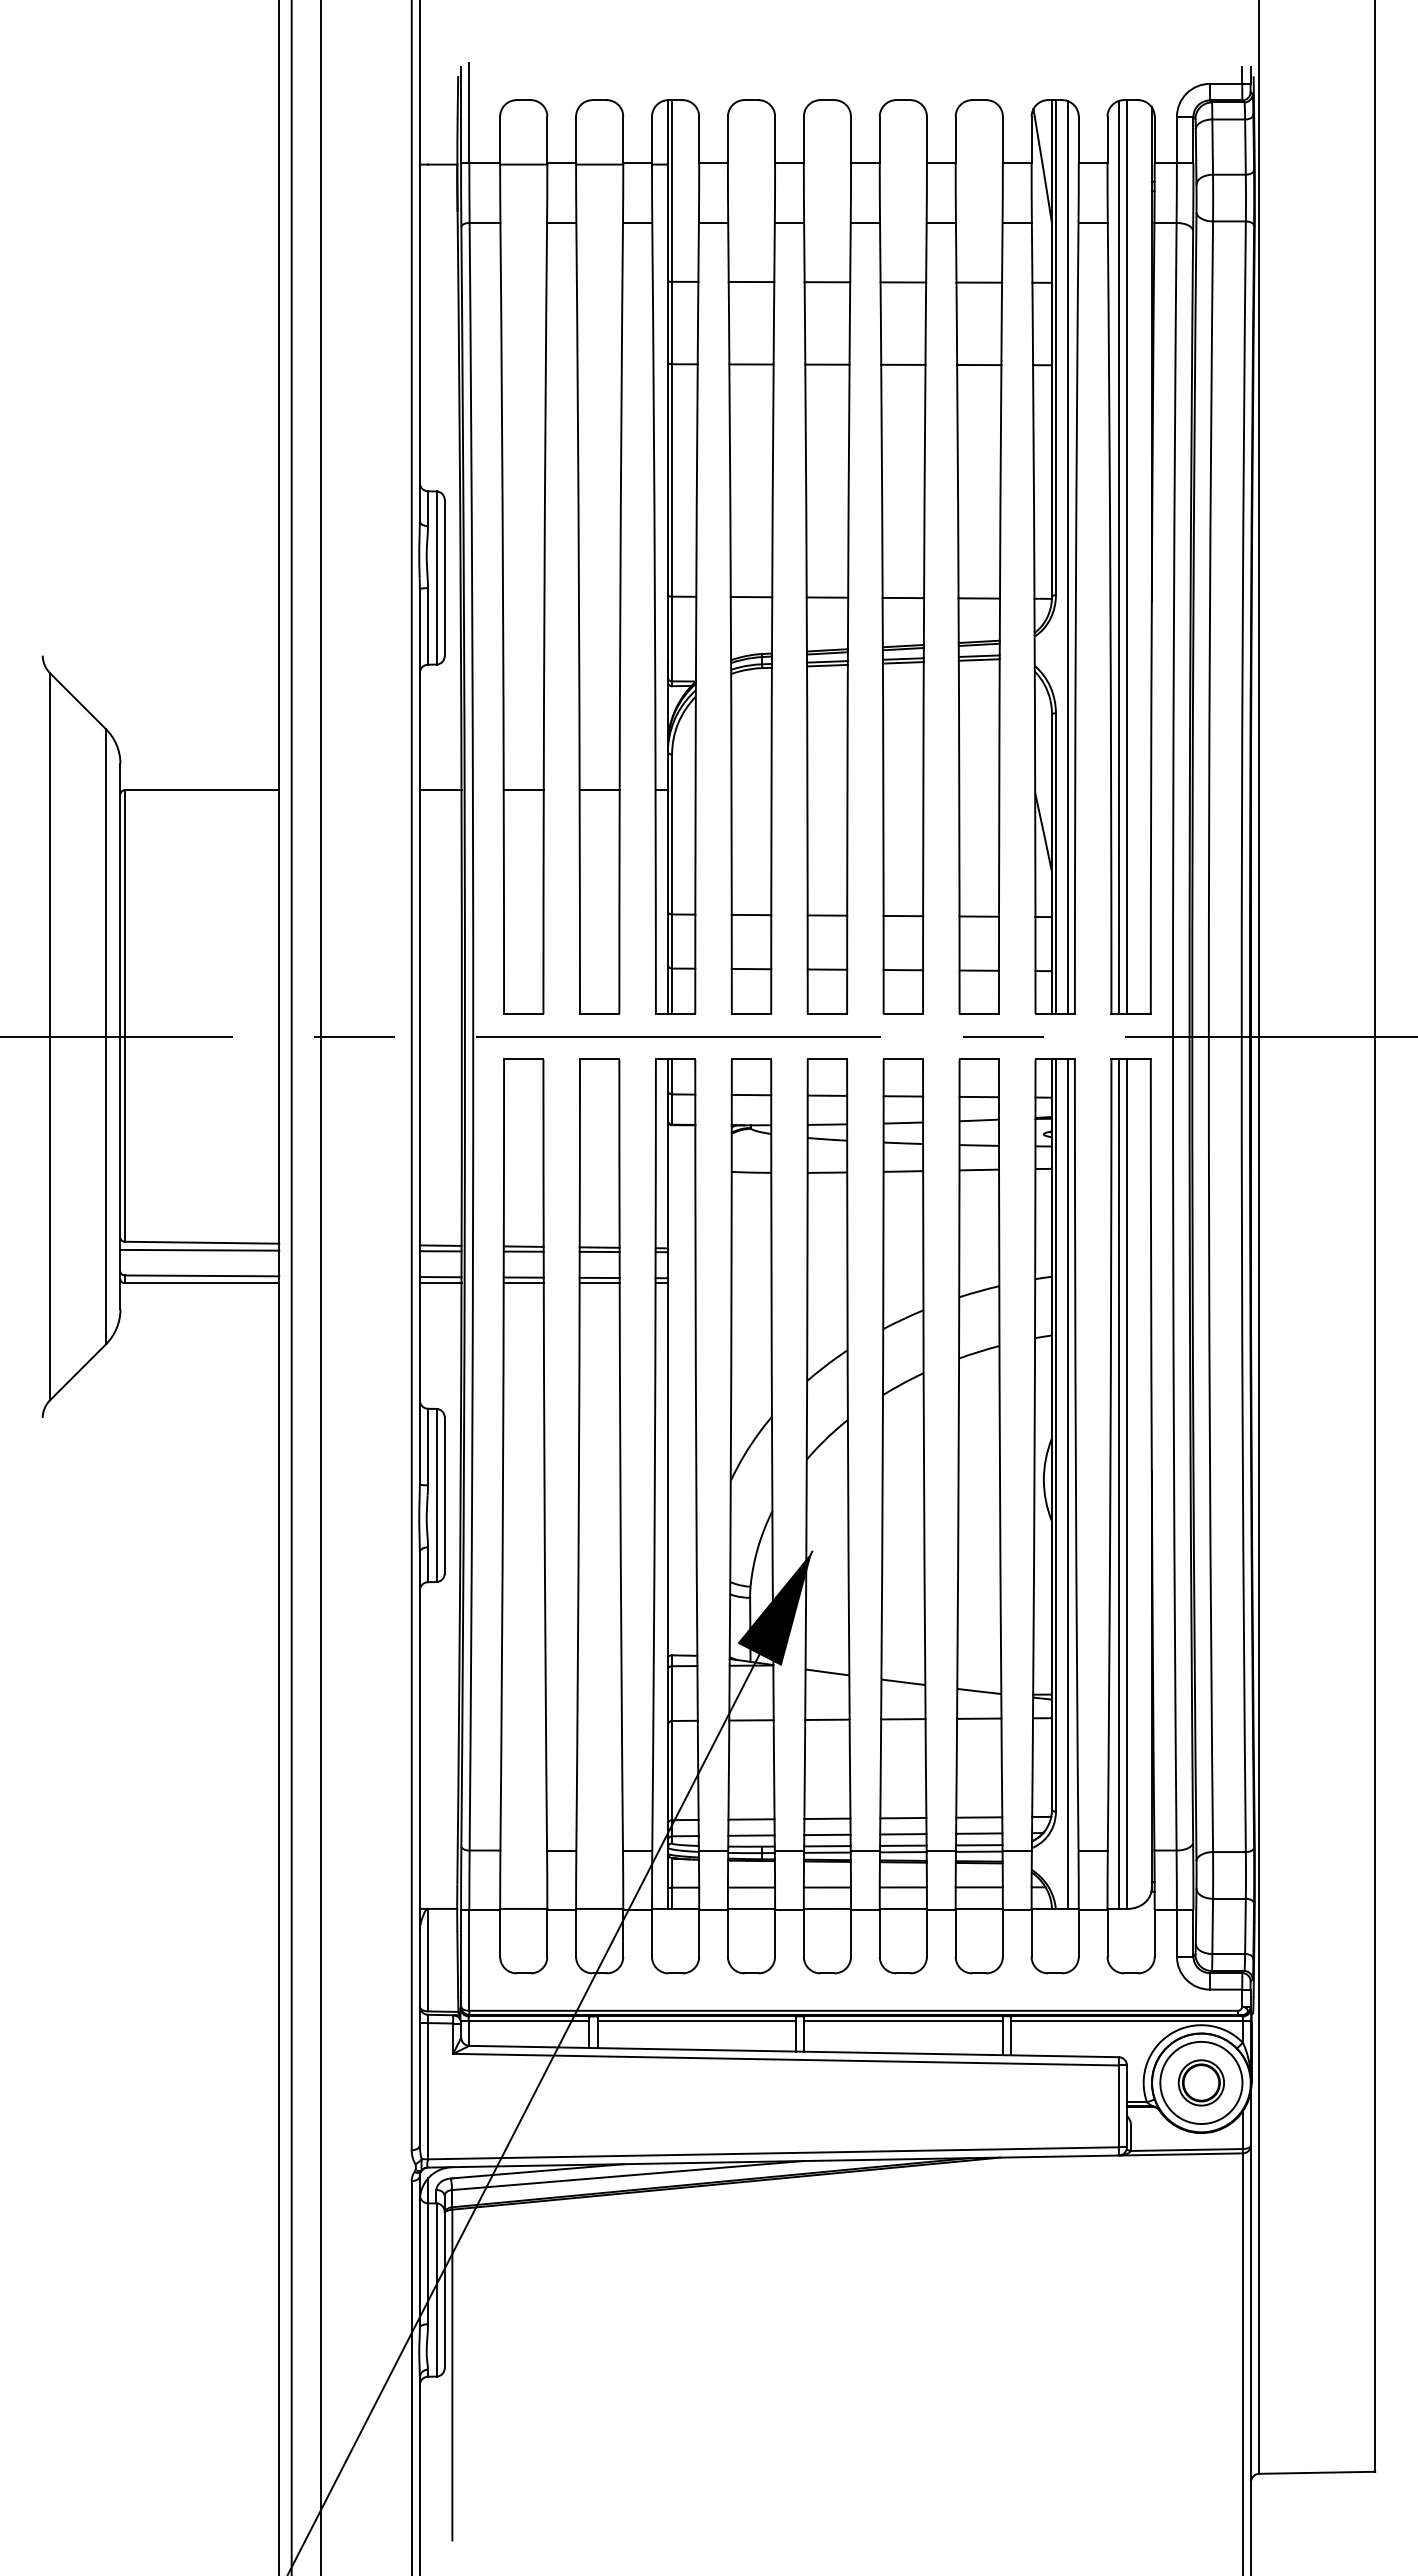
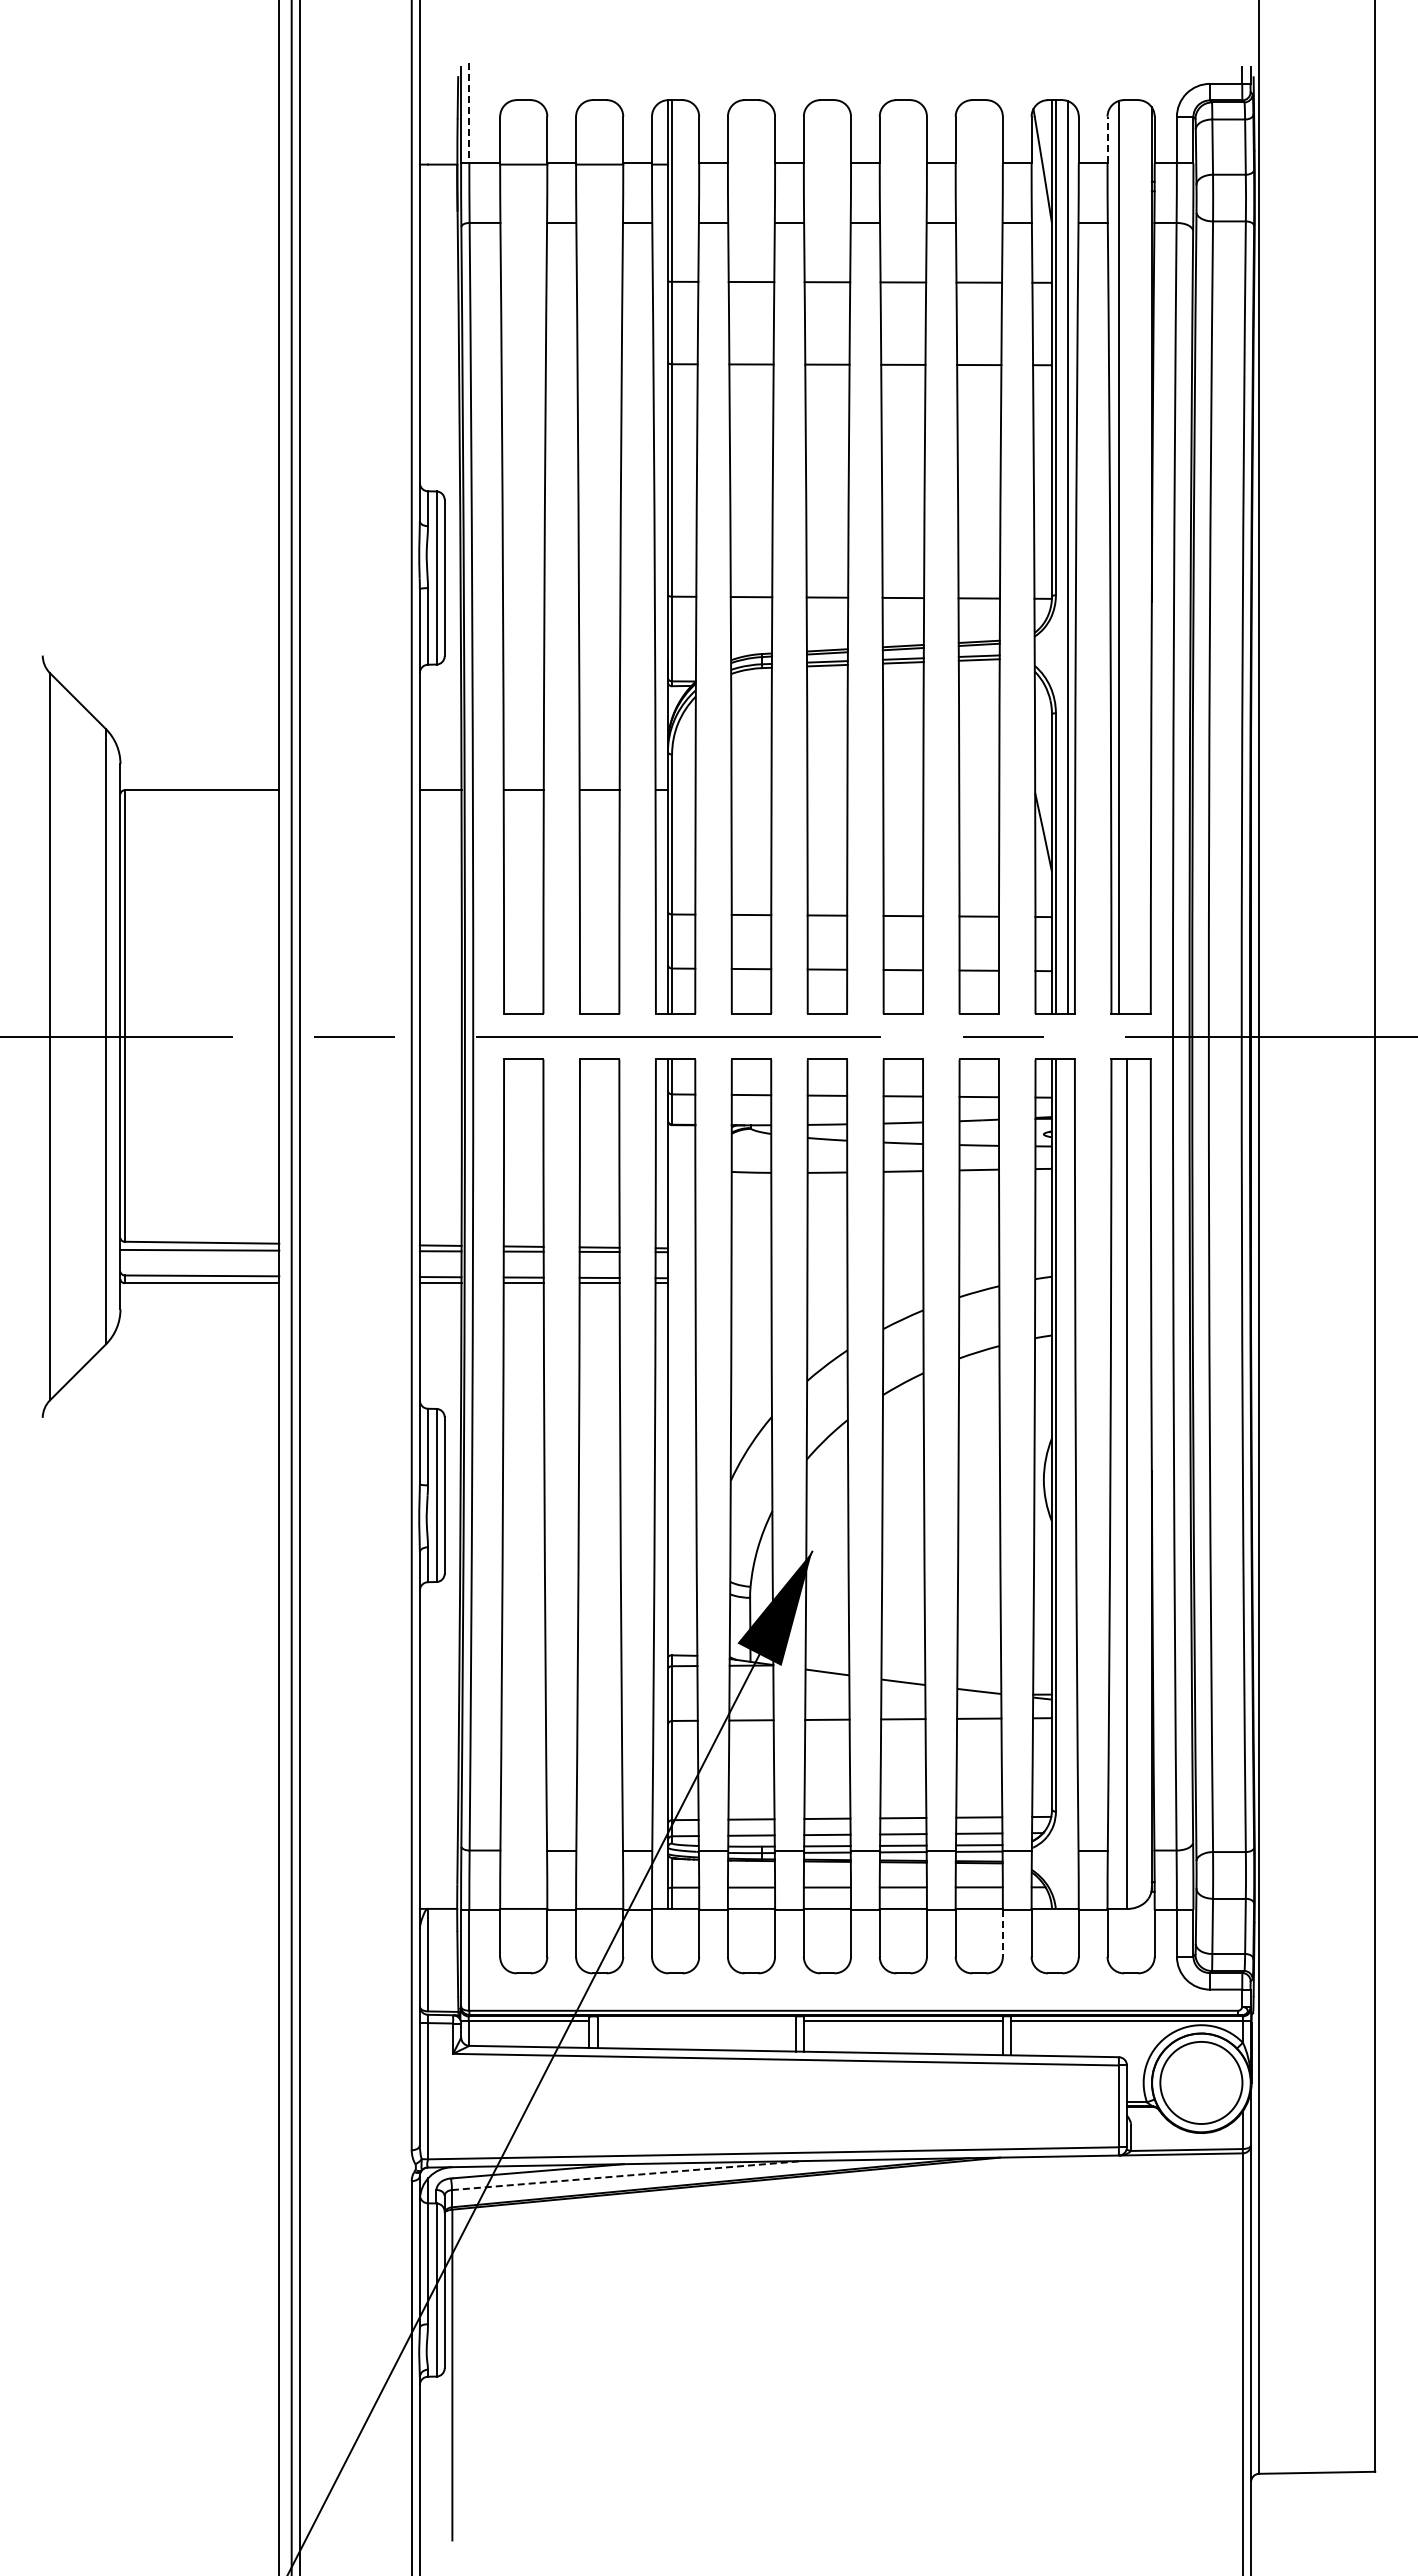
line: solid -> dashed (469, 113)
line: solid -> dashed (1107, 139)
line: present -> none (1127, 557)
line position: (320, 1287) -> (299, 1287) (299, 1287)
line: present -> none (1067, 1483)
line: present -> none (1119, 1483)
line: solid -> dashed (1002, 1933)
line: present -> none (696, 2020)
part: present -> none (1200, 2082)
line: solid -> dashed (628, 2175)
